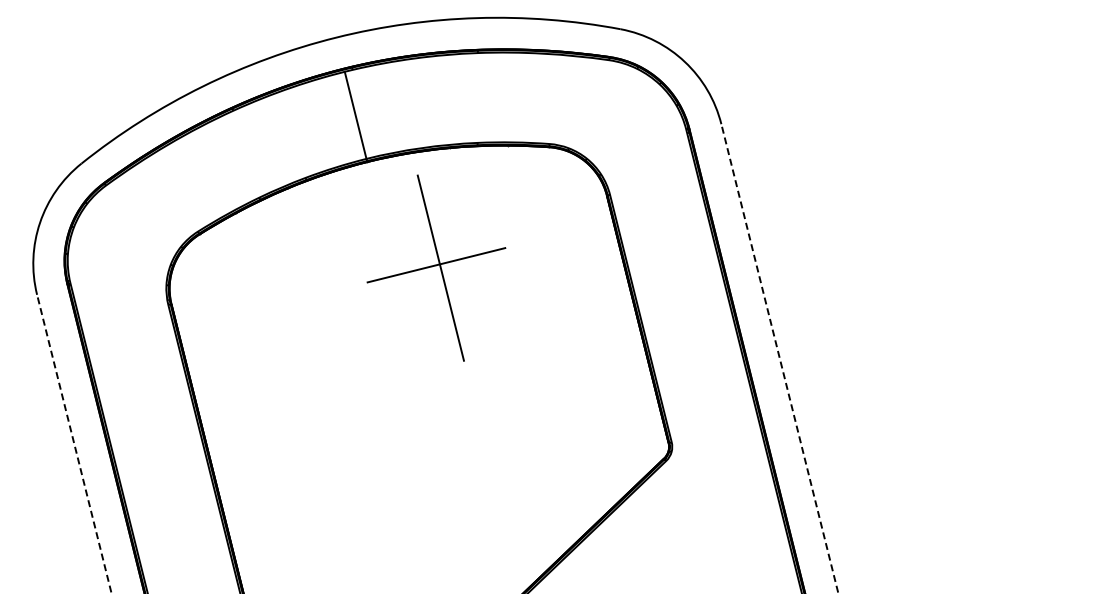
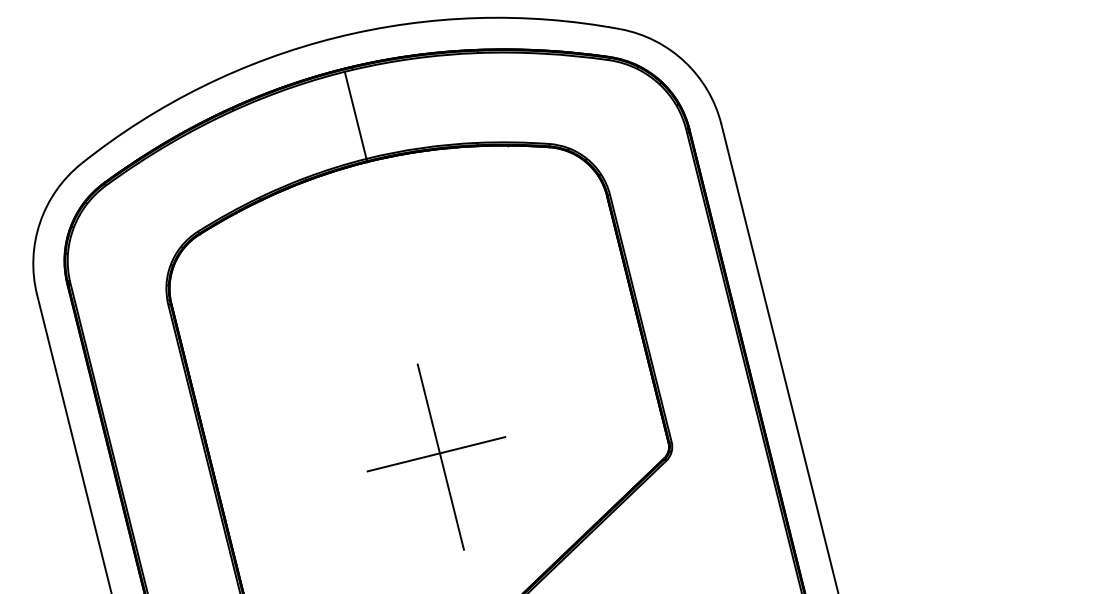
part position: (436, 267) -> (436, 456) (436, 456)
line: dashed -> solid (779, 359)
line: dashed -> solid (74, 444)
